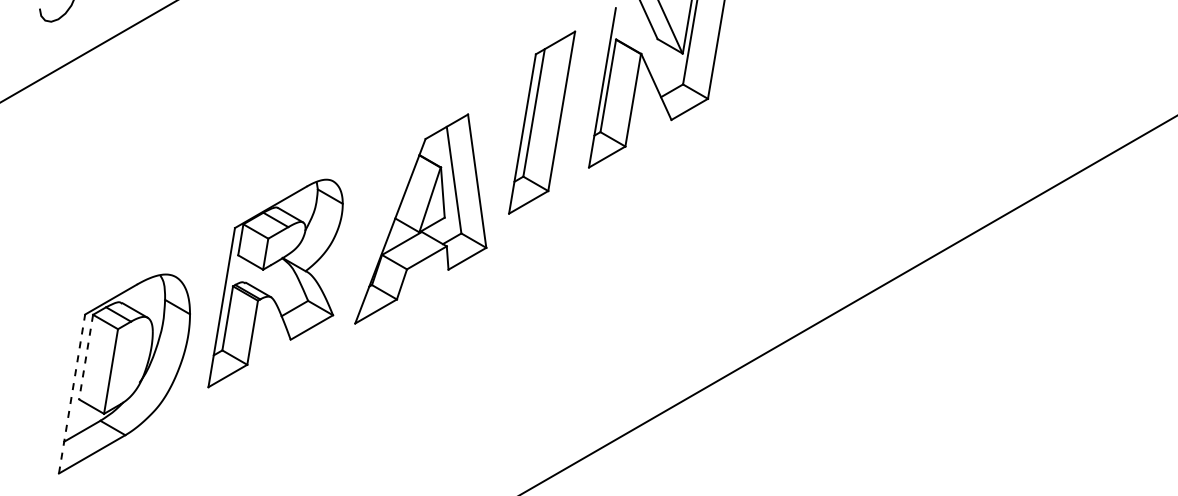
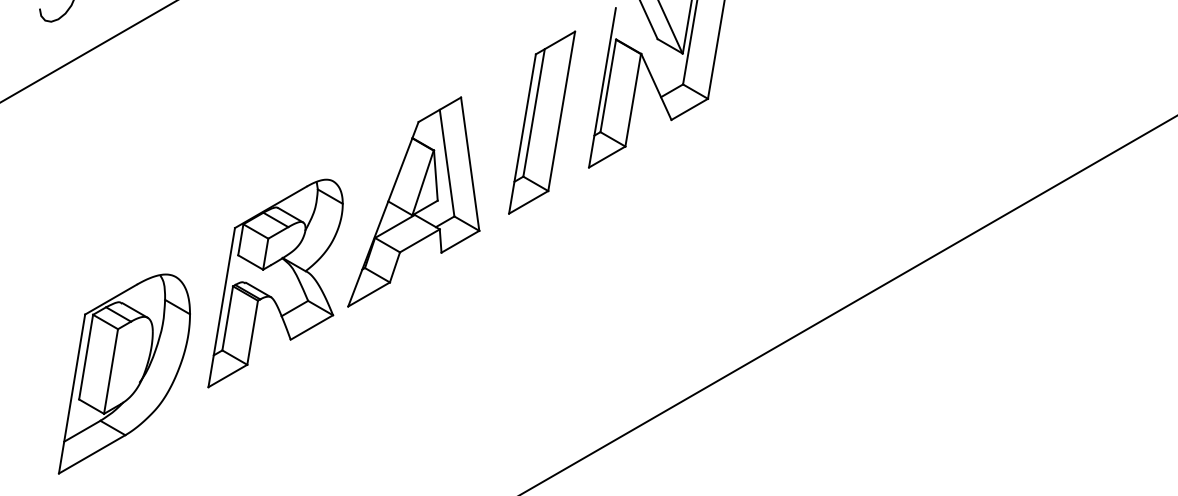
part position: (420, 218) -> (413, 201) (413, 201)
line: dashed -> solid (86, 357)
line: dashed -> solid (72, 394)
